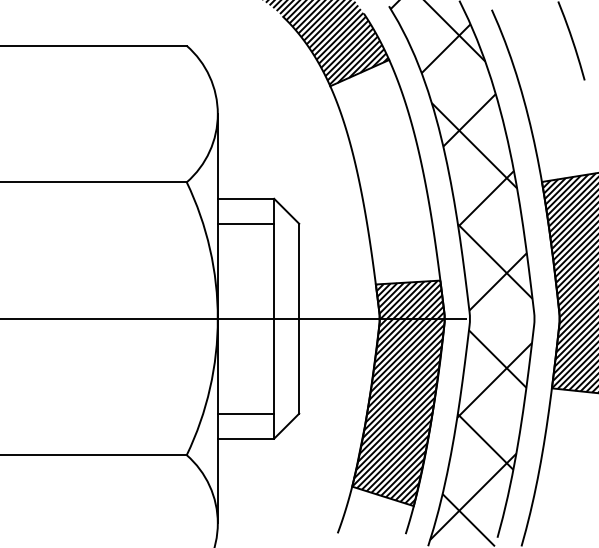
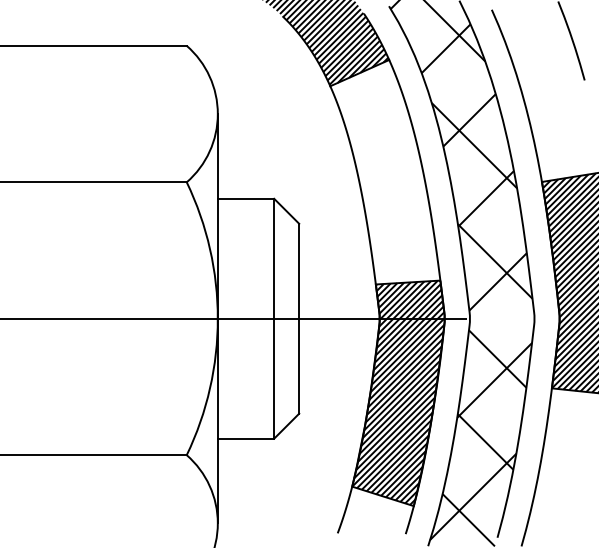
line: present -> none (245, 223)
line: present -> none (245, 413)
